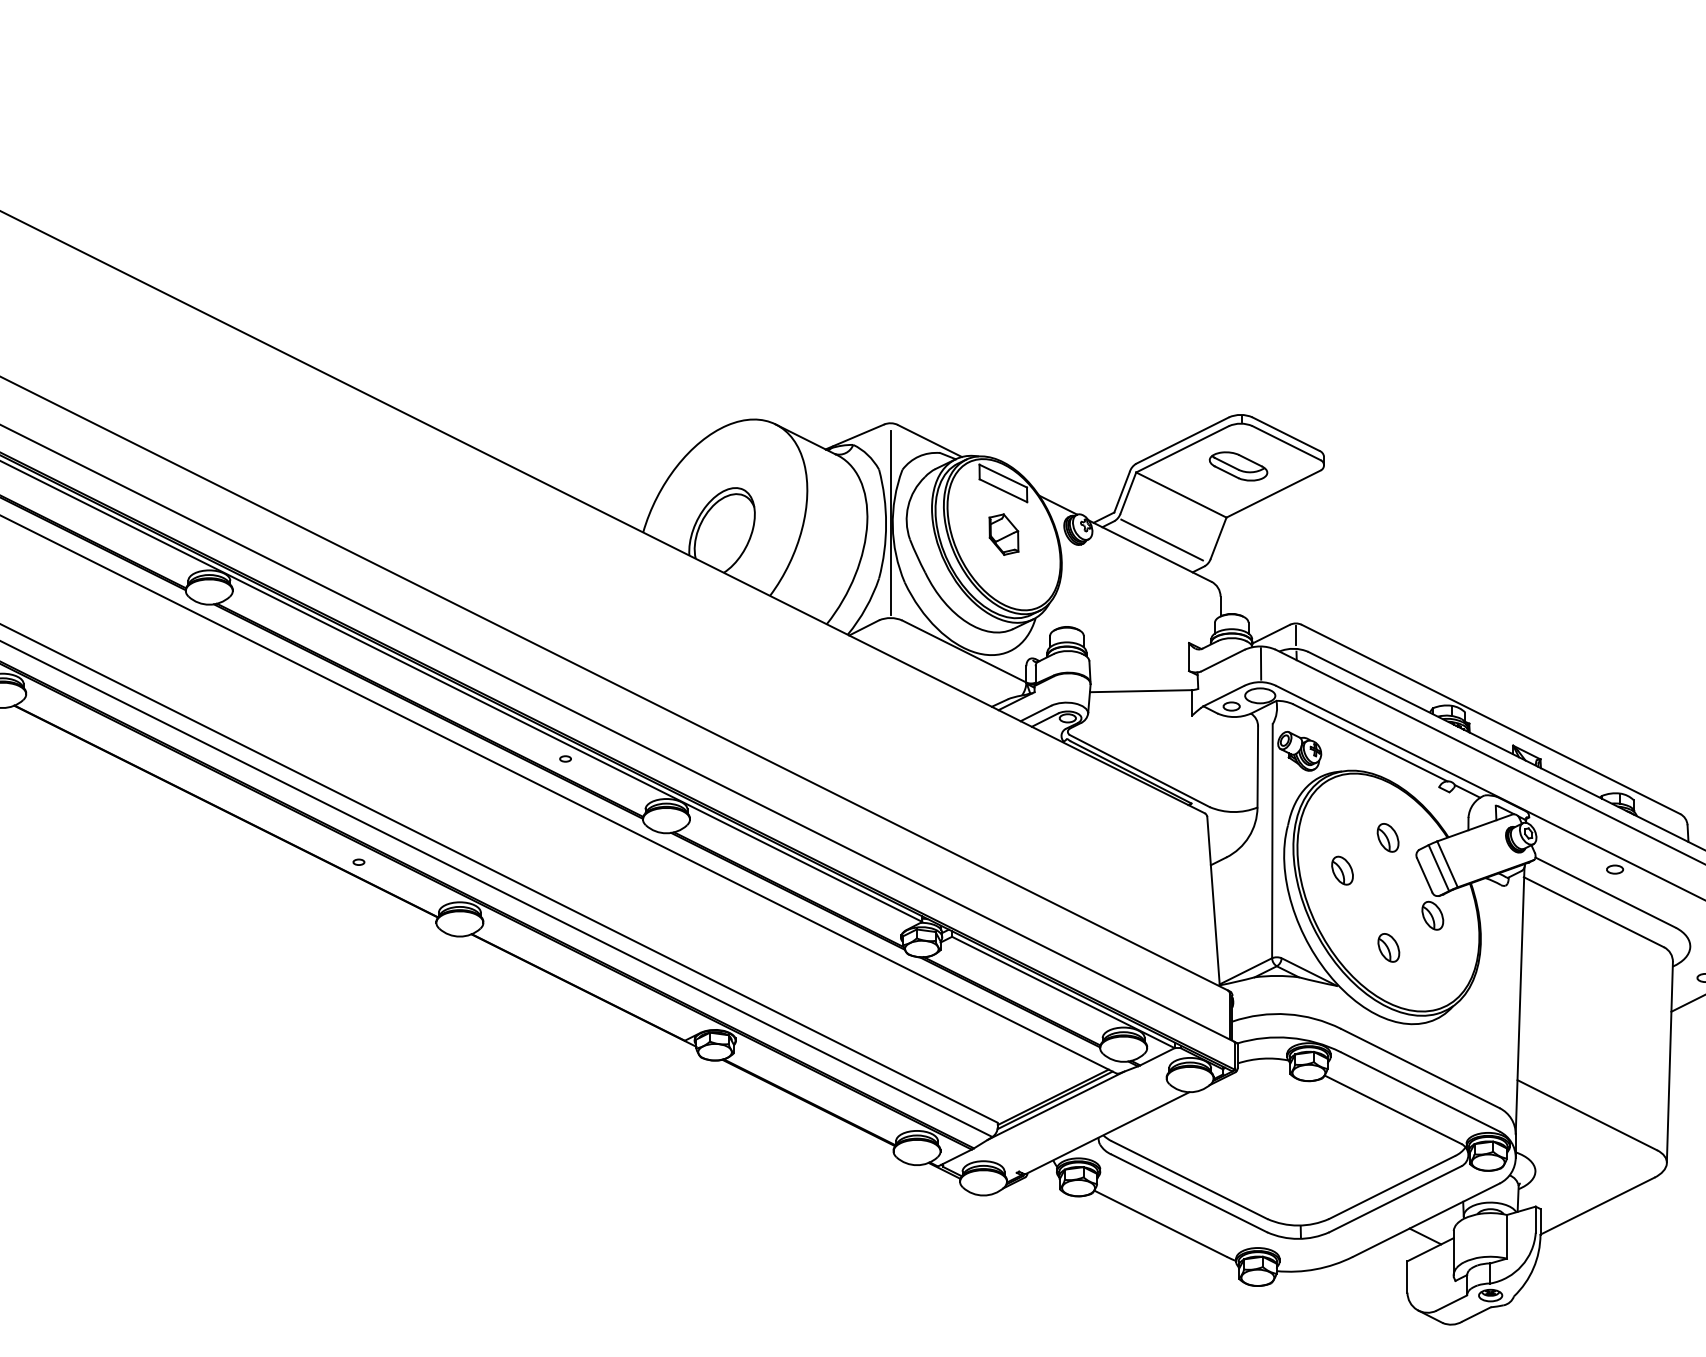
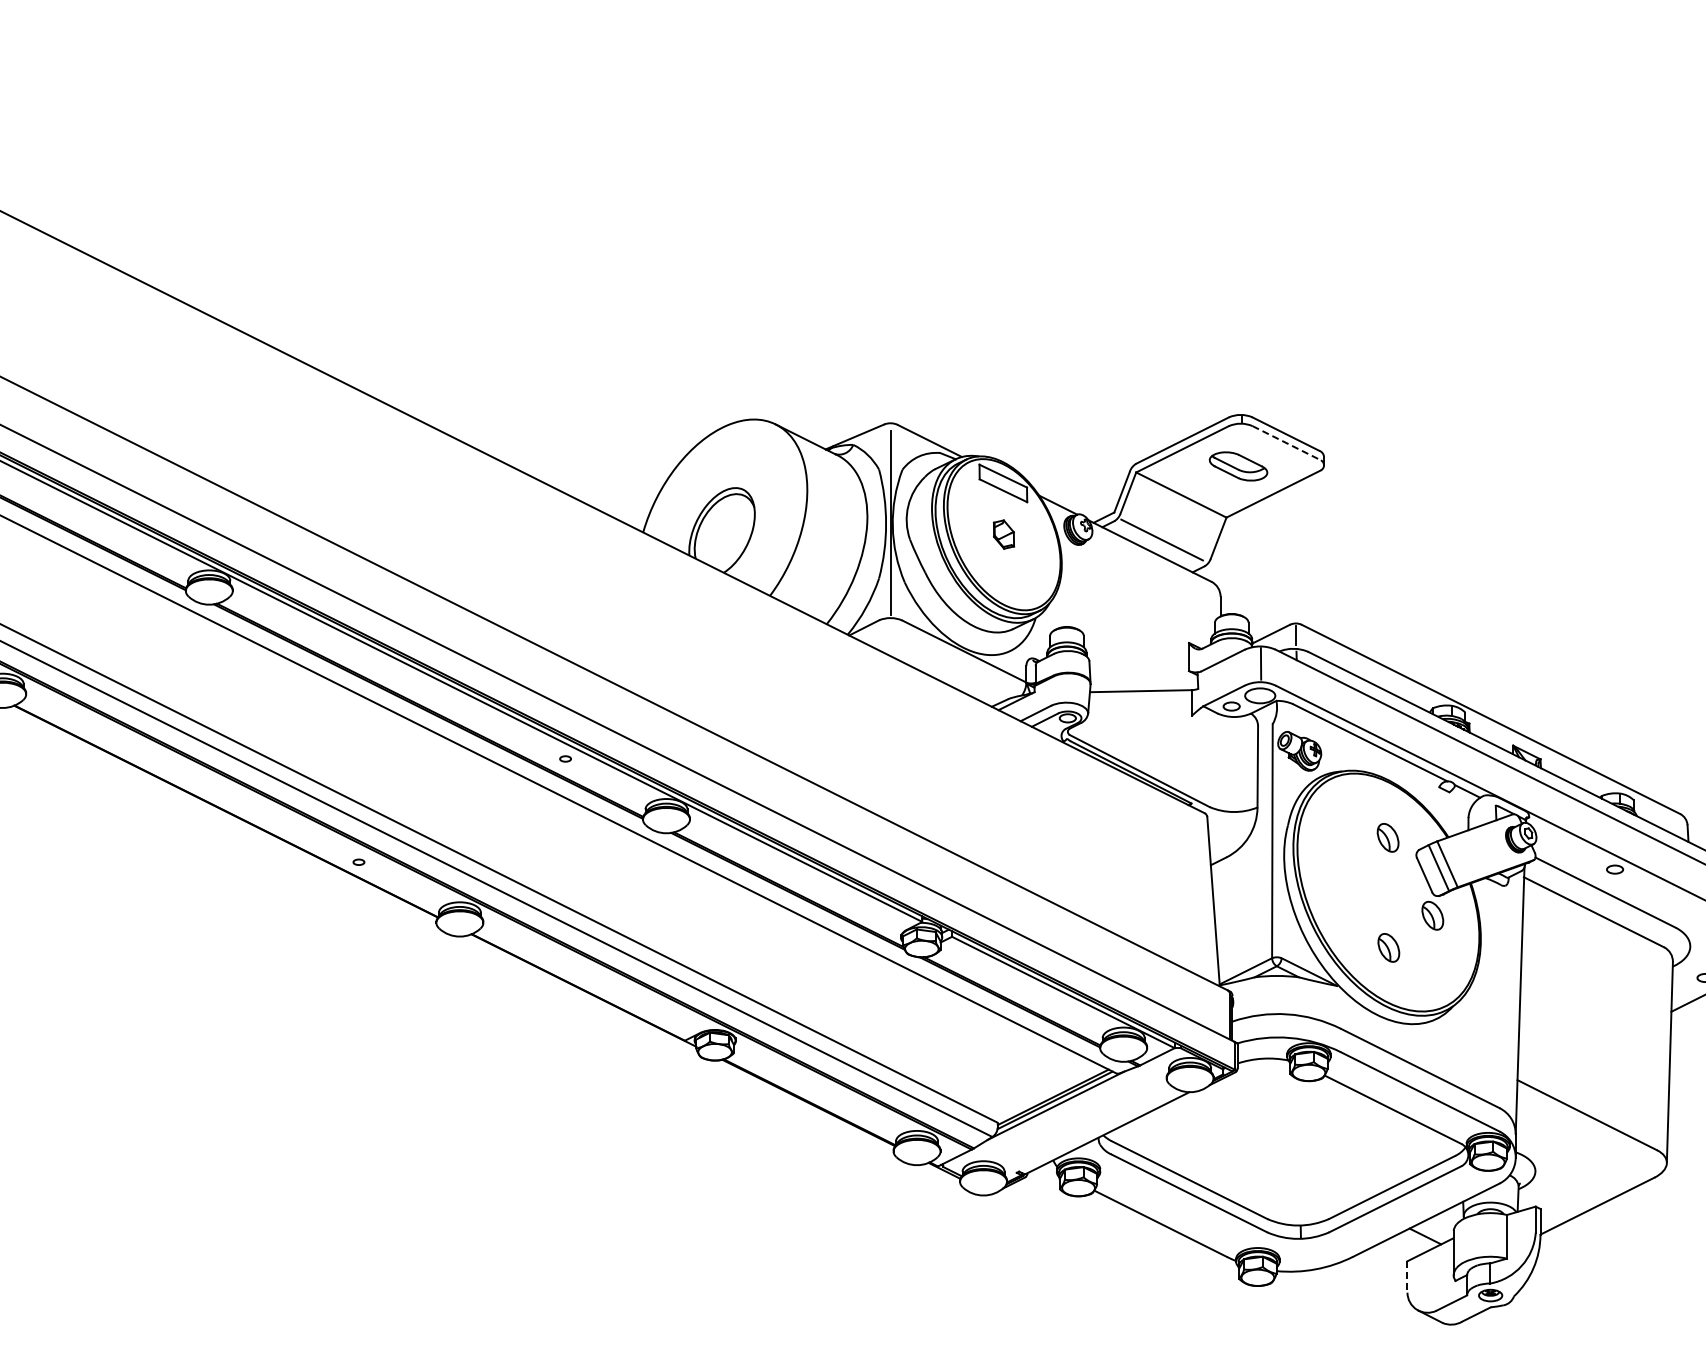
line: solid -> dashed (1287, 443)
part size: 32x43 px -> 23x31 px (1003, 534)
part: present -> none (1342, 870)
line: solid -> dashed (1407, 1276)
